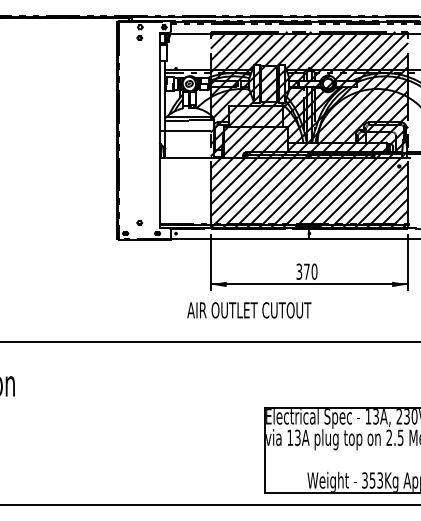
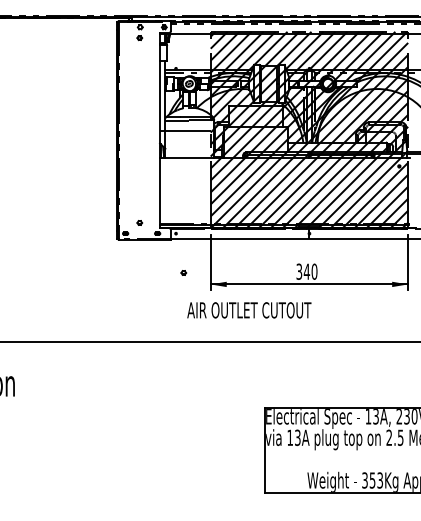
text: 370 -> 340 (306, 271)
part: none -> present (183, 272)
line: present -> none (209, 505)
